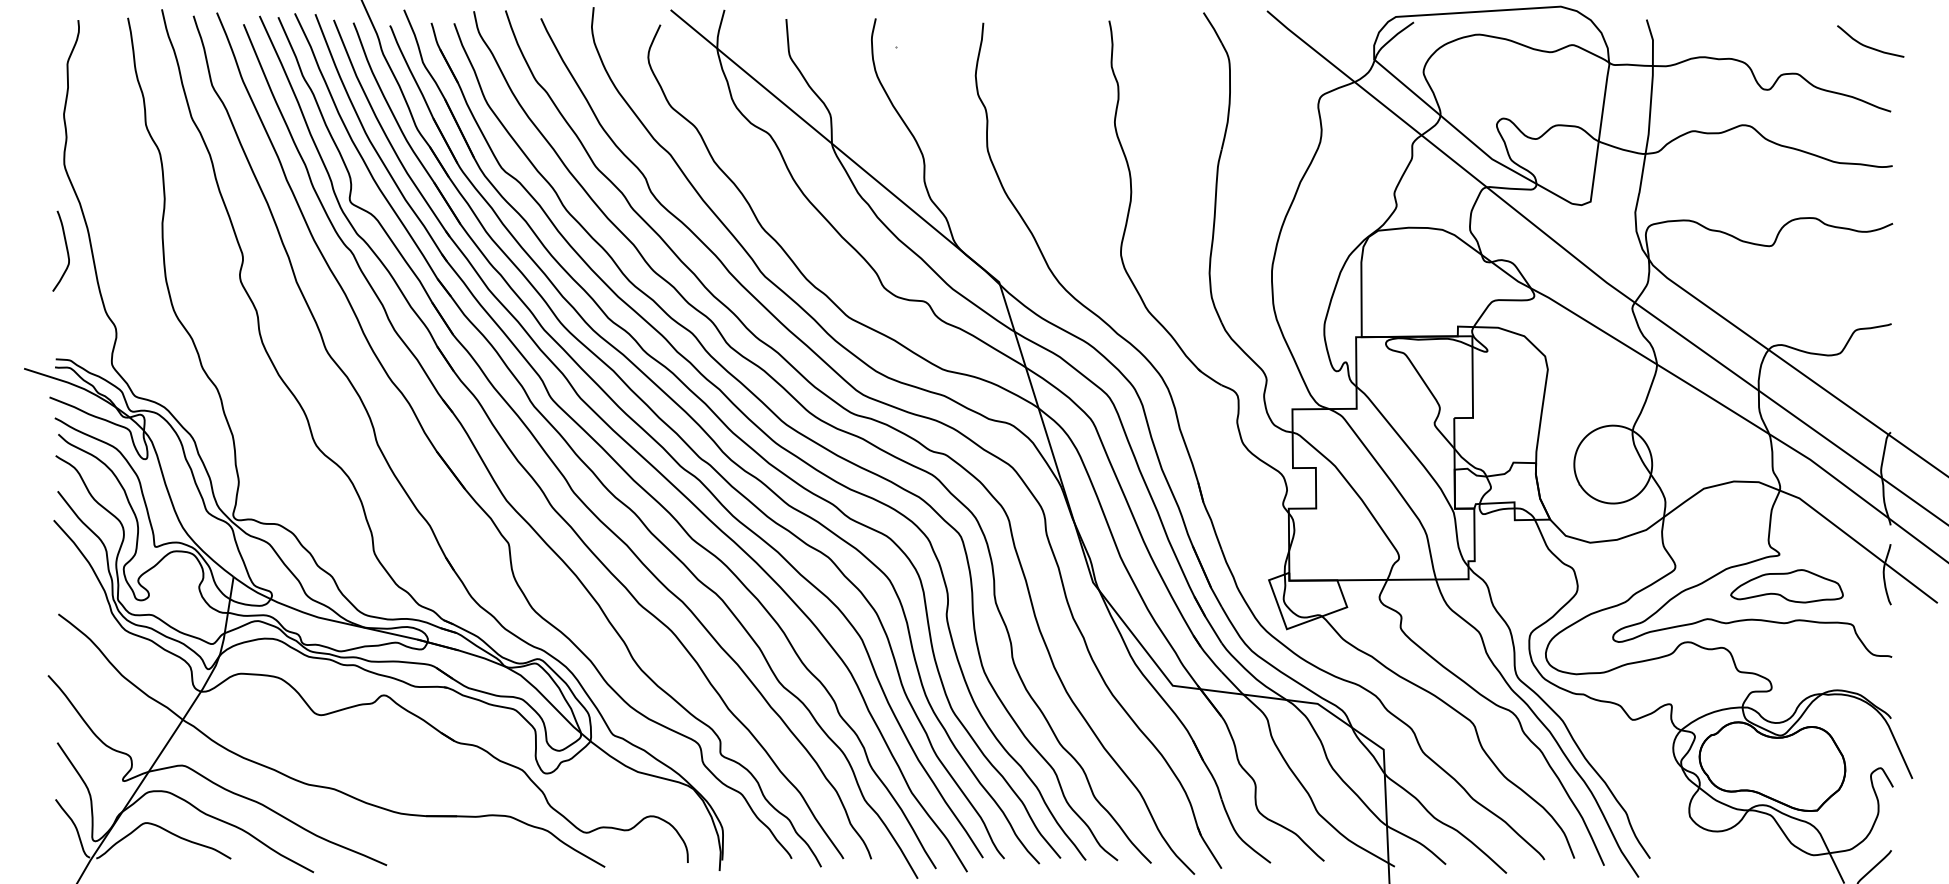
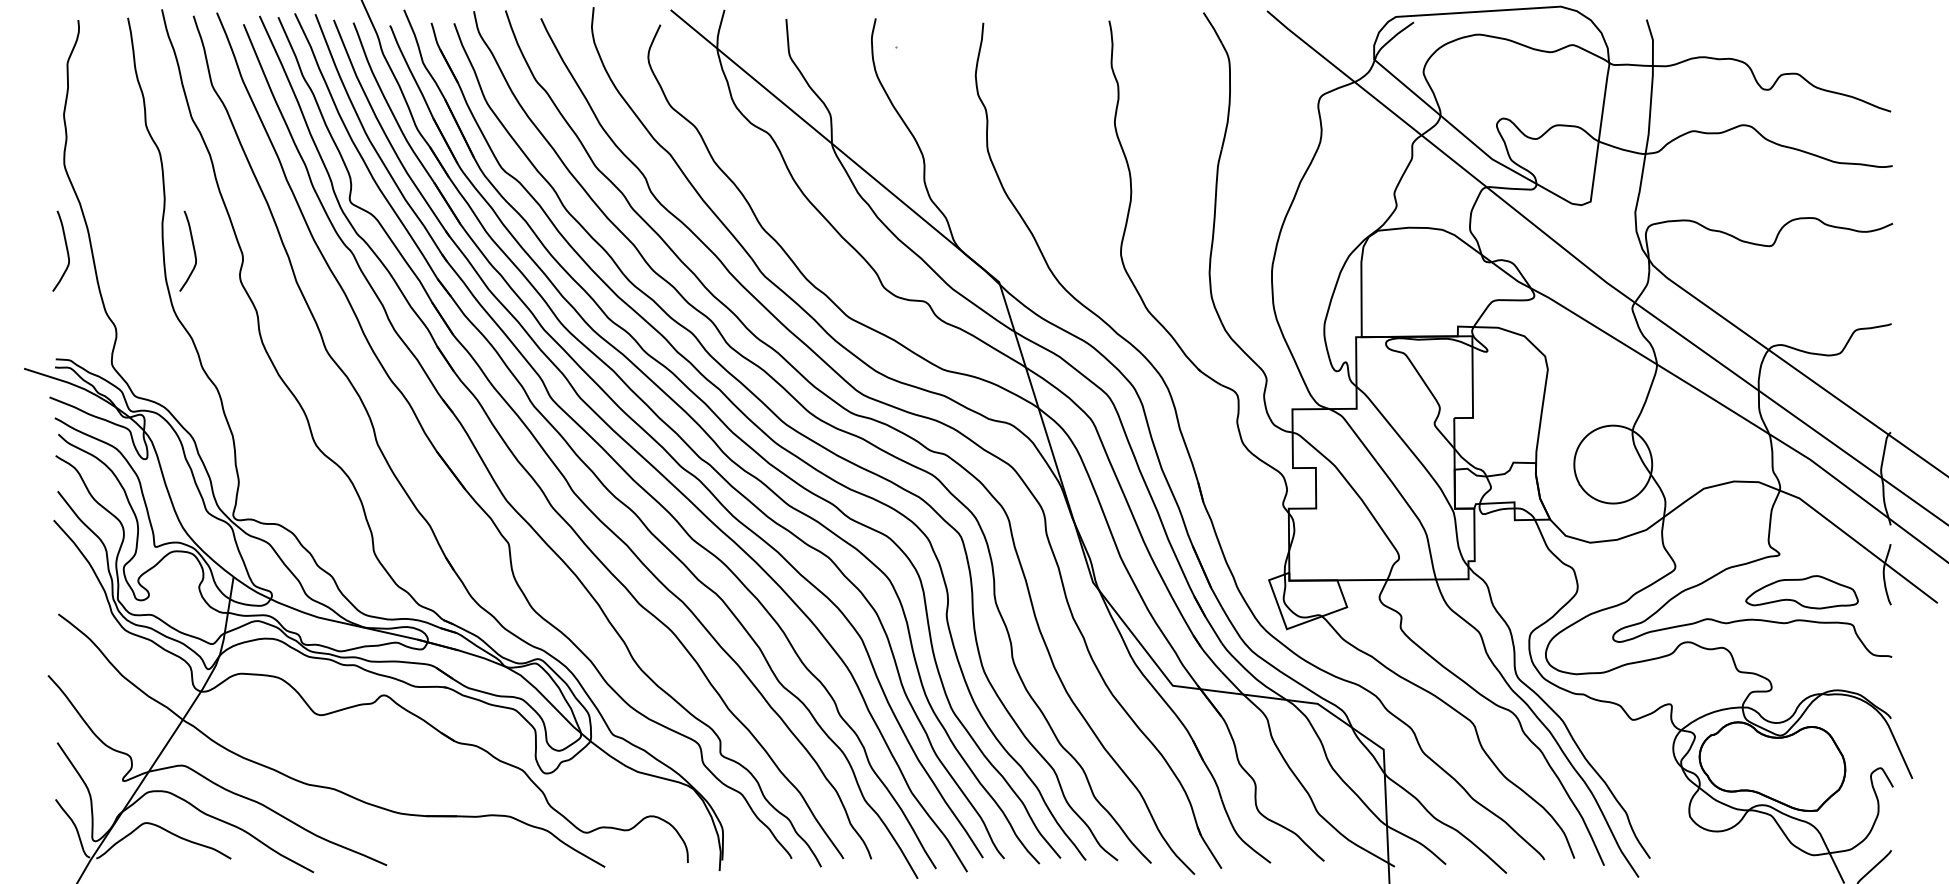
curve: present -> none (1867, 45)
curve: none -> present (193, 250)
part position: (1786, 586) -> (1801, 592) (1801, 592)
